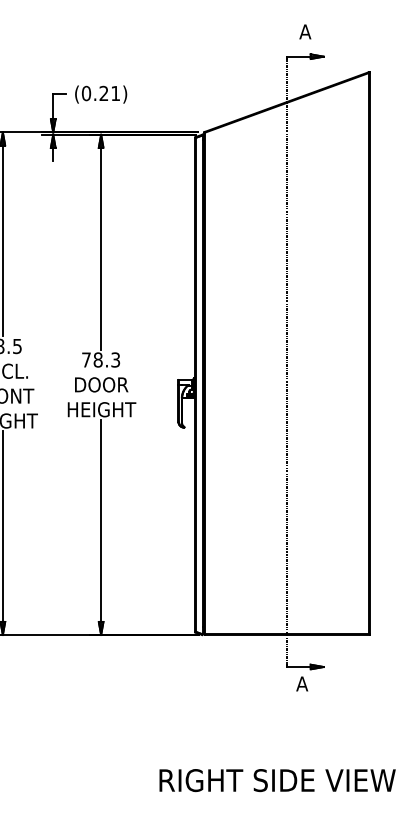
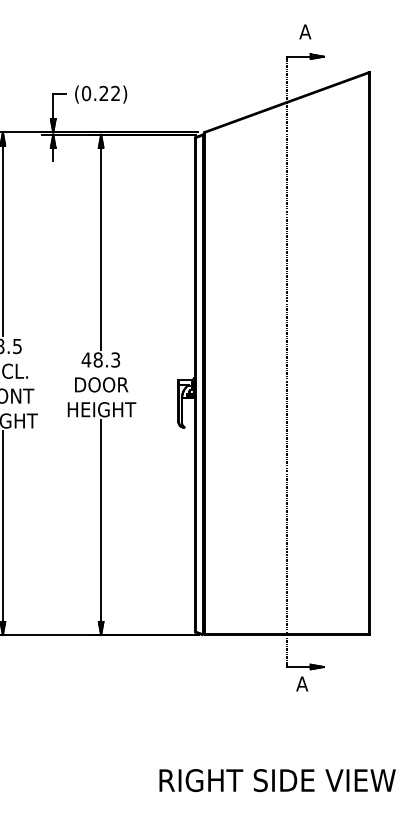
text: (0.21) -> (0.22) (115, 92)
text: 78.3 -> 48.3 (86, 359)
